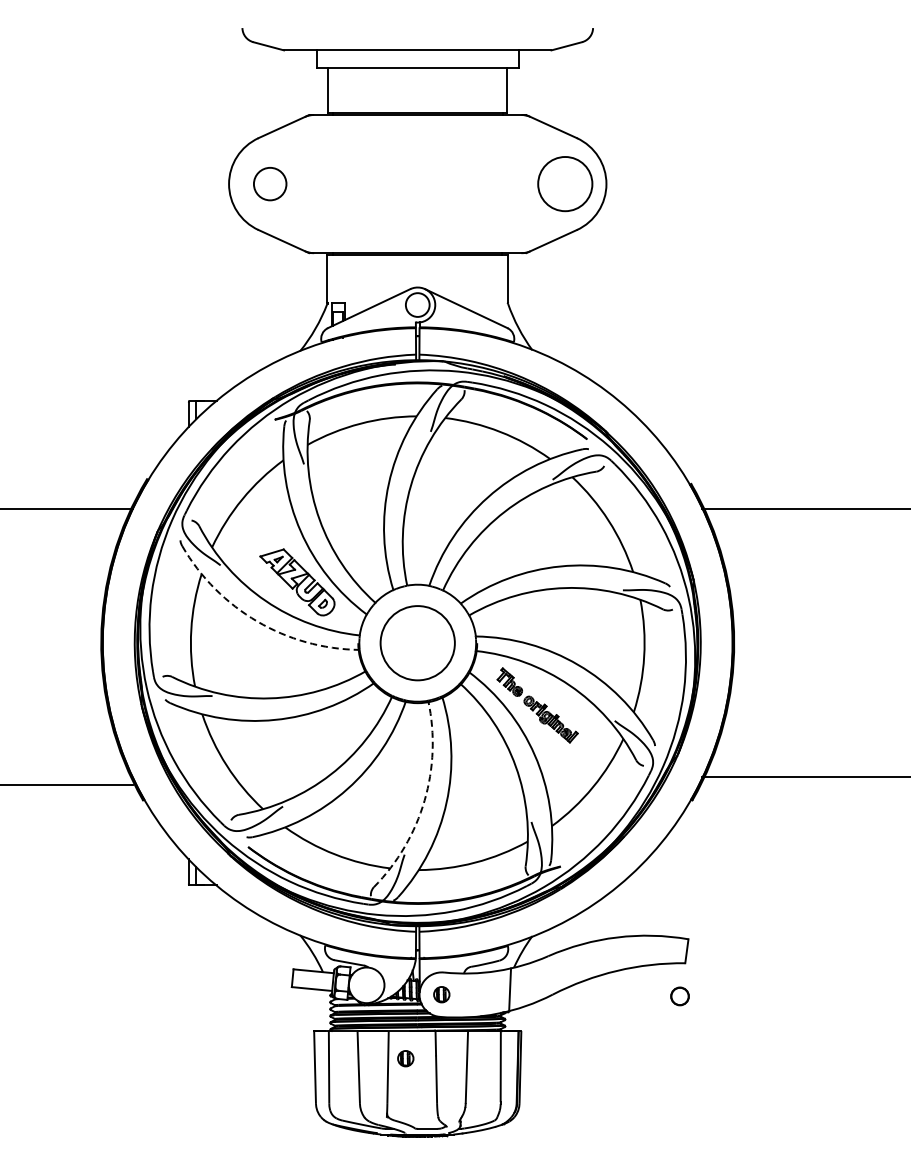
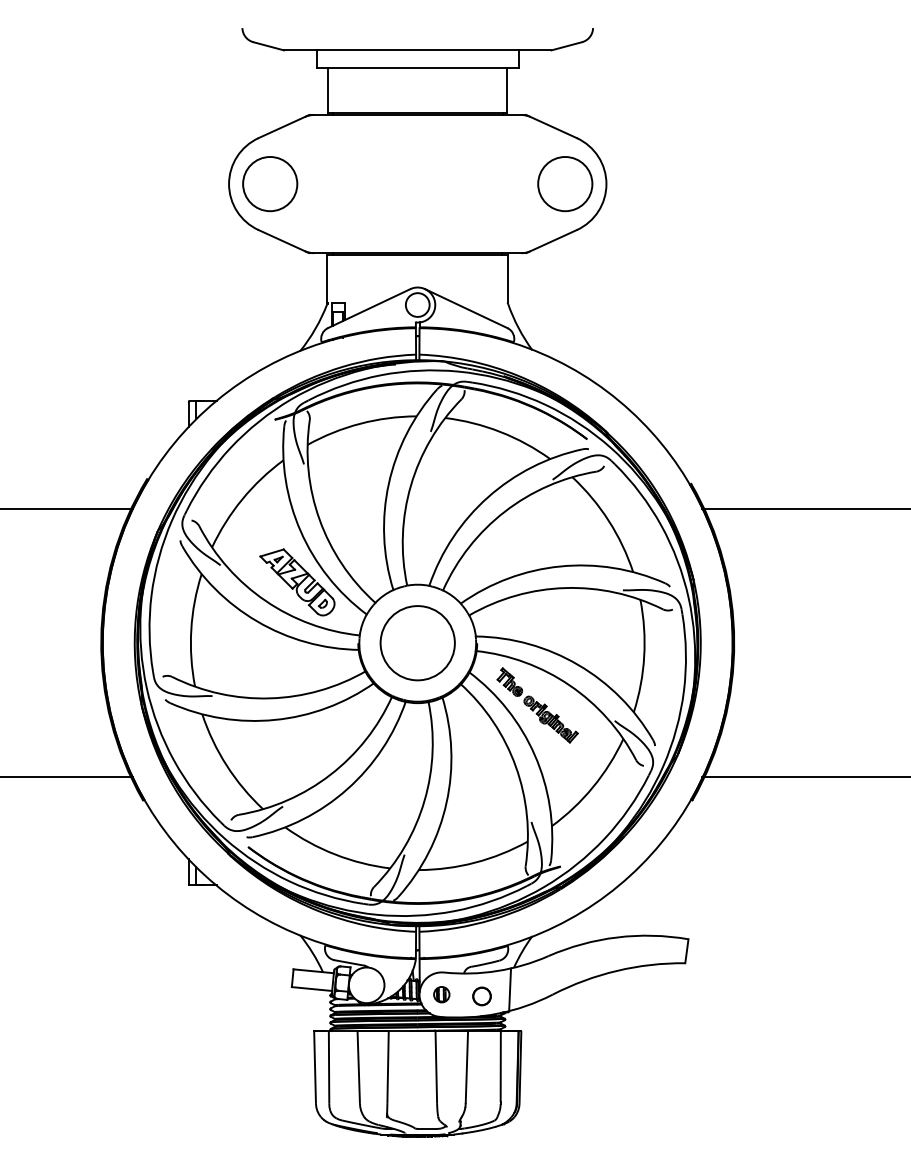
circle diameter: 33 px -> 54 px (270, 184)
arc: dashed -> solid (257, 621)
line position: (67, 784) -> (67, 776) (67, 776)
arc: dashed -> solid (424, 800)
part position: (679, 996) -> (481, 996) (481, 996)
part: present -> none (405, 1058)
